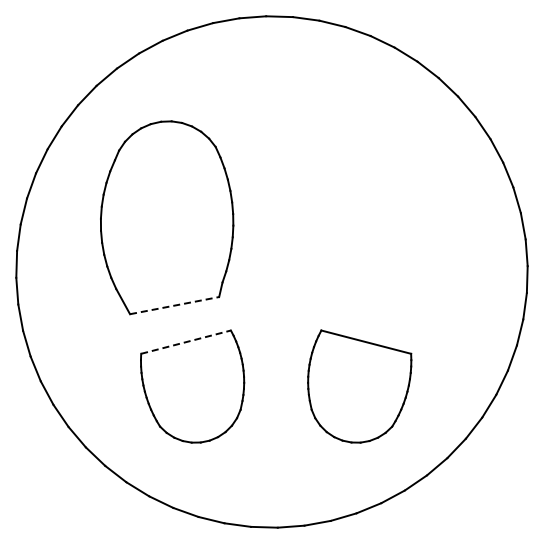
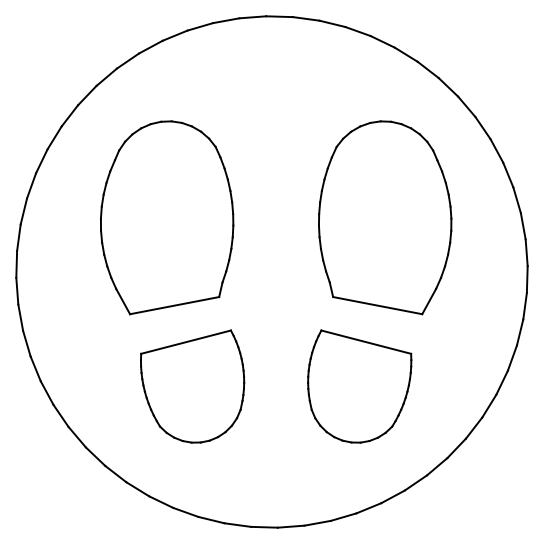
part: none -> present (385, 217)
line: dashed -> solid (175, 305)
line: dashed -> solid (186, 342)
